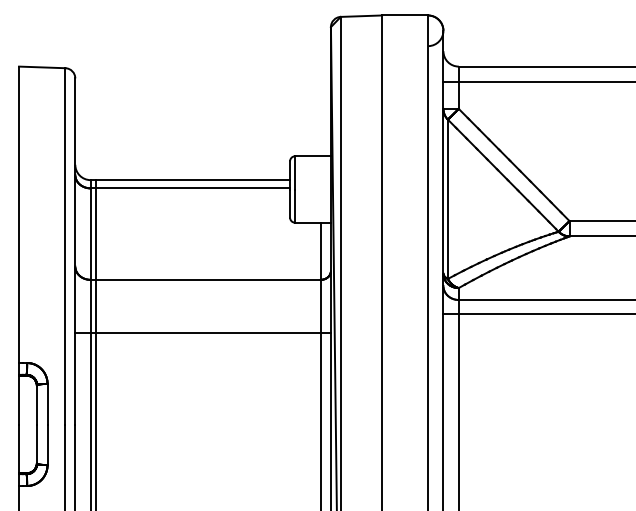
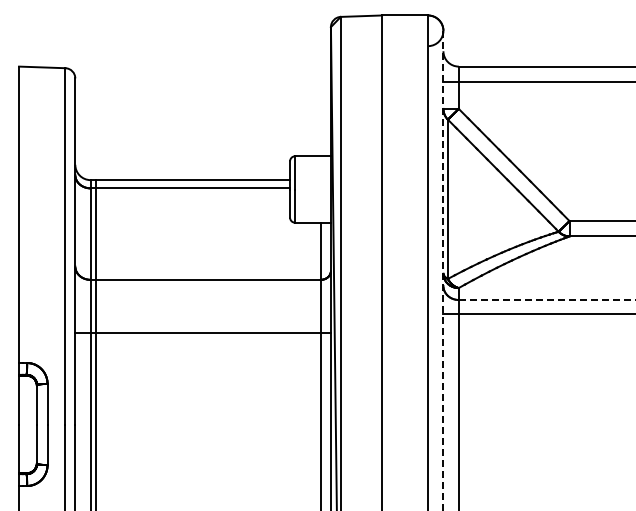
line: solid -> dashed (443, 270)
line: solid -> dashed (547, 299)
